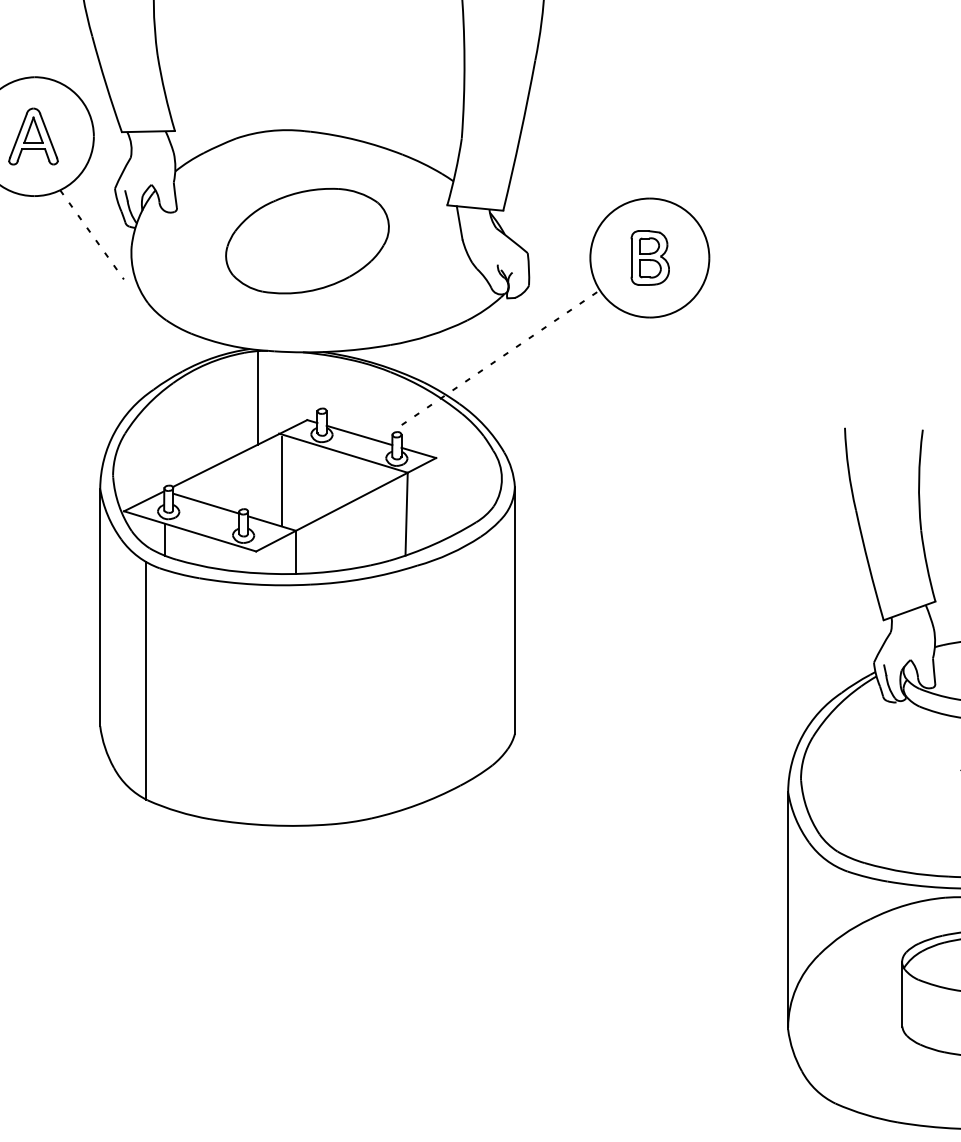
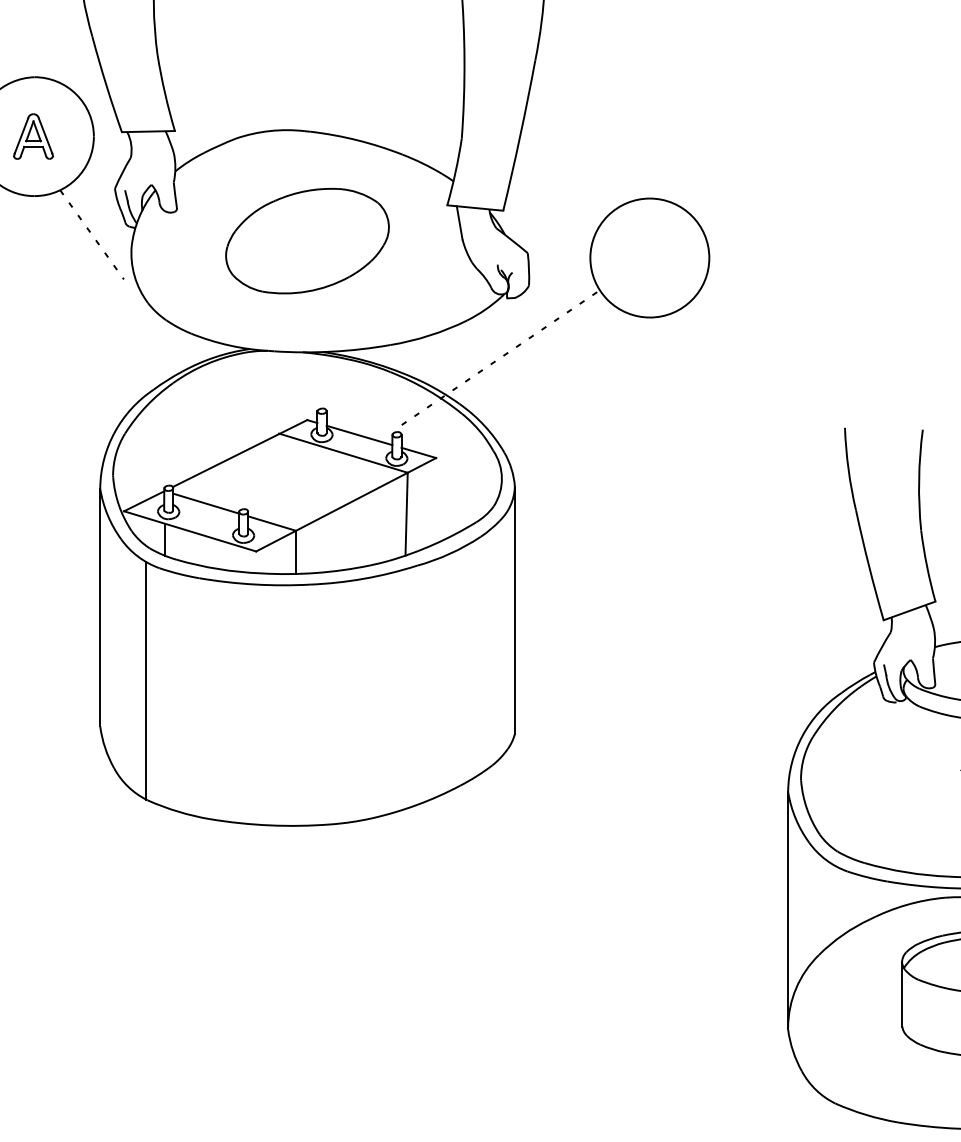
part size: 51x59 px -> 41x47 px (33, 136)
part: present -> none (649, 257)
line: present -> none (257, 397)
line: present -> none (281, 481)
